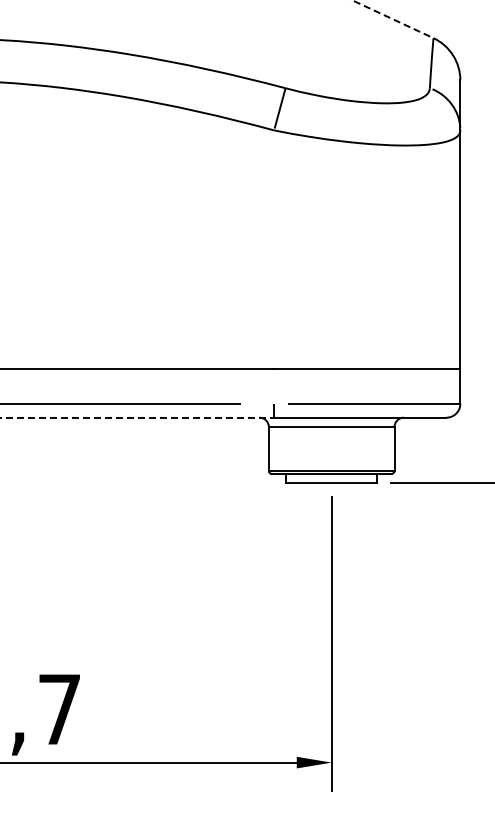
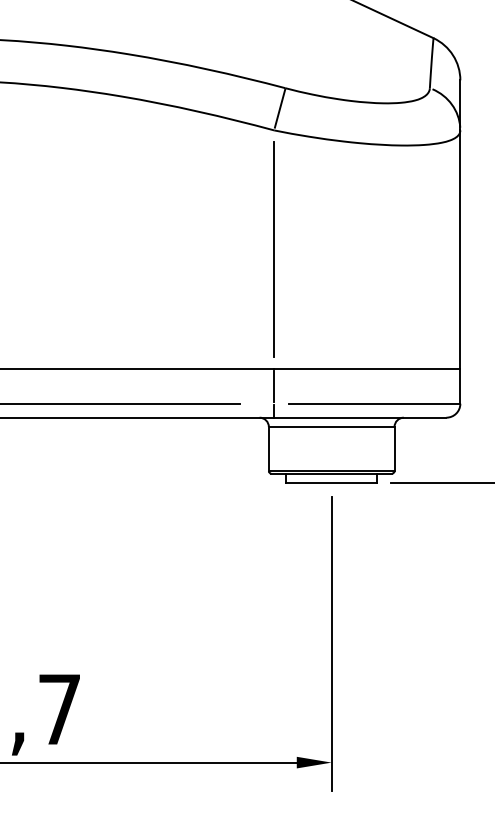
line: dashed -> solid (392, 19)
line: none -> present (273, 249)
line: none -> present (274, 386)
line: dashed -> solid (137, 417)
